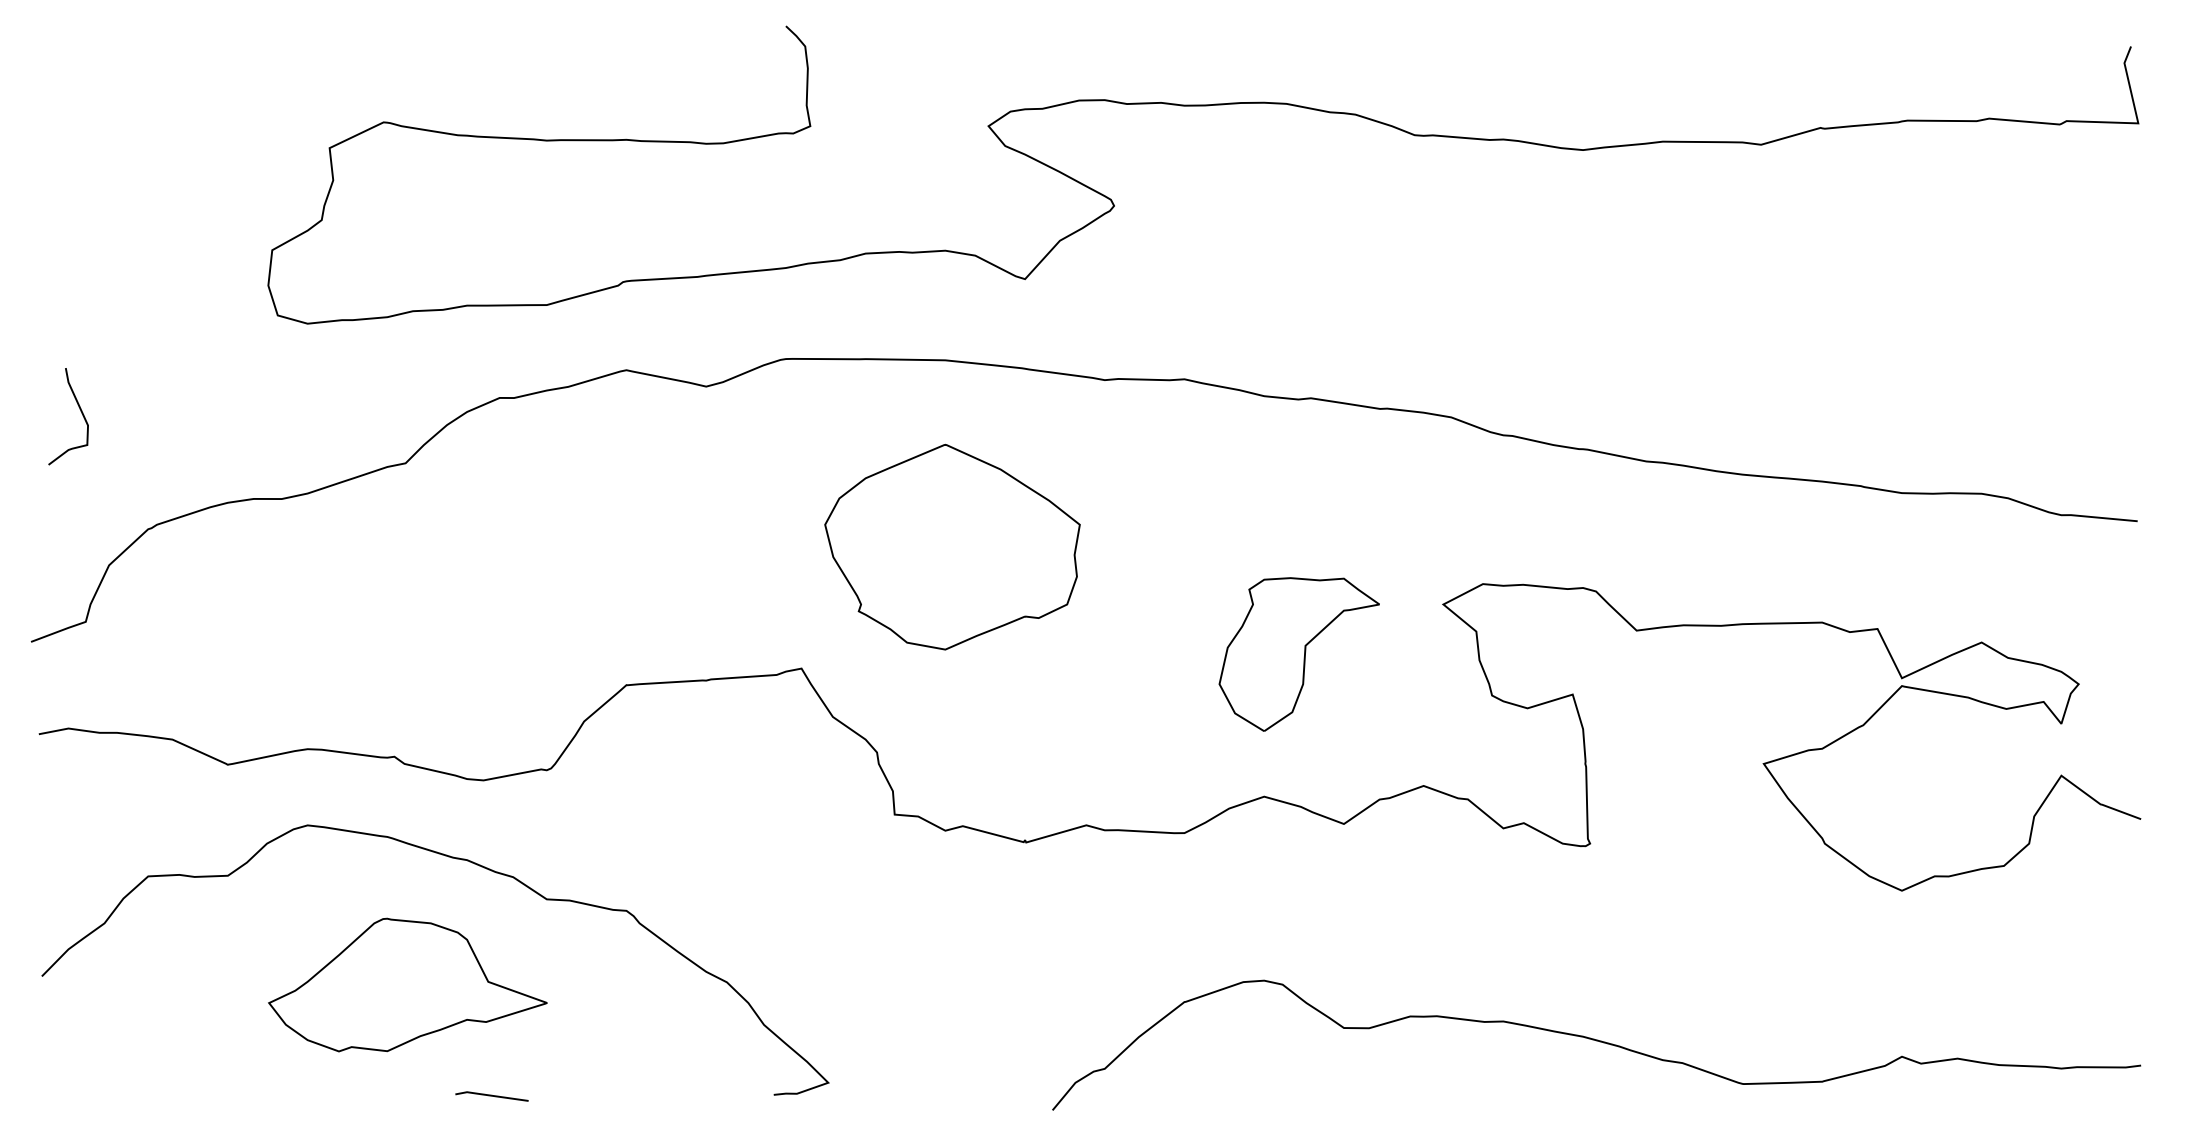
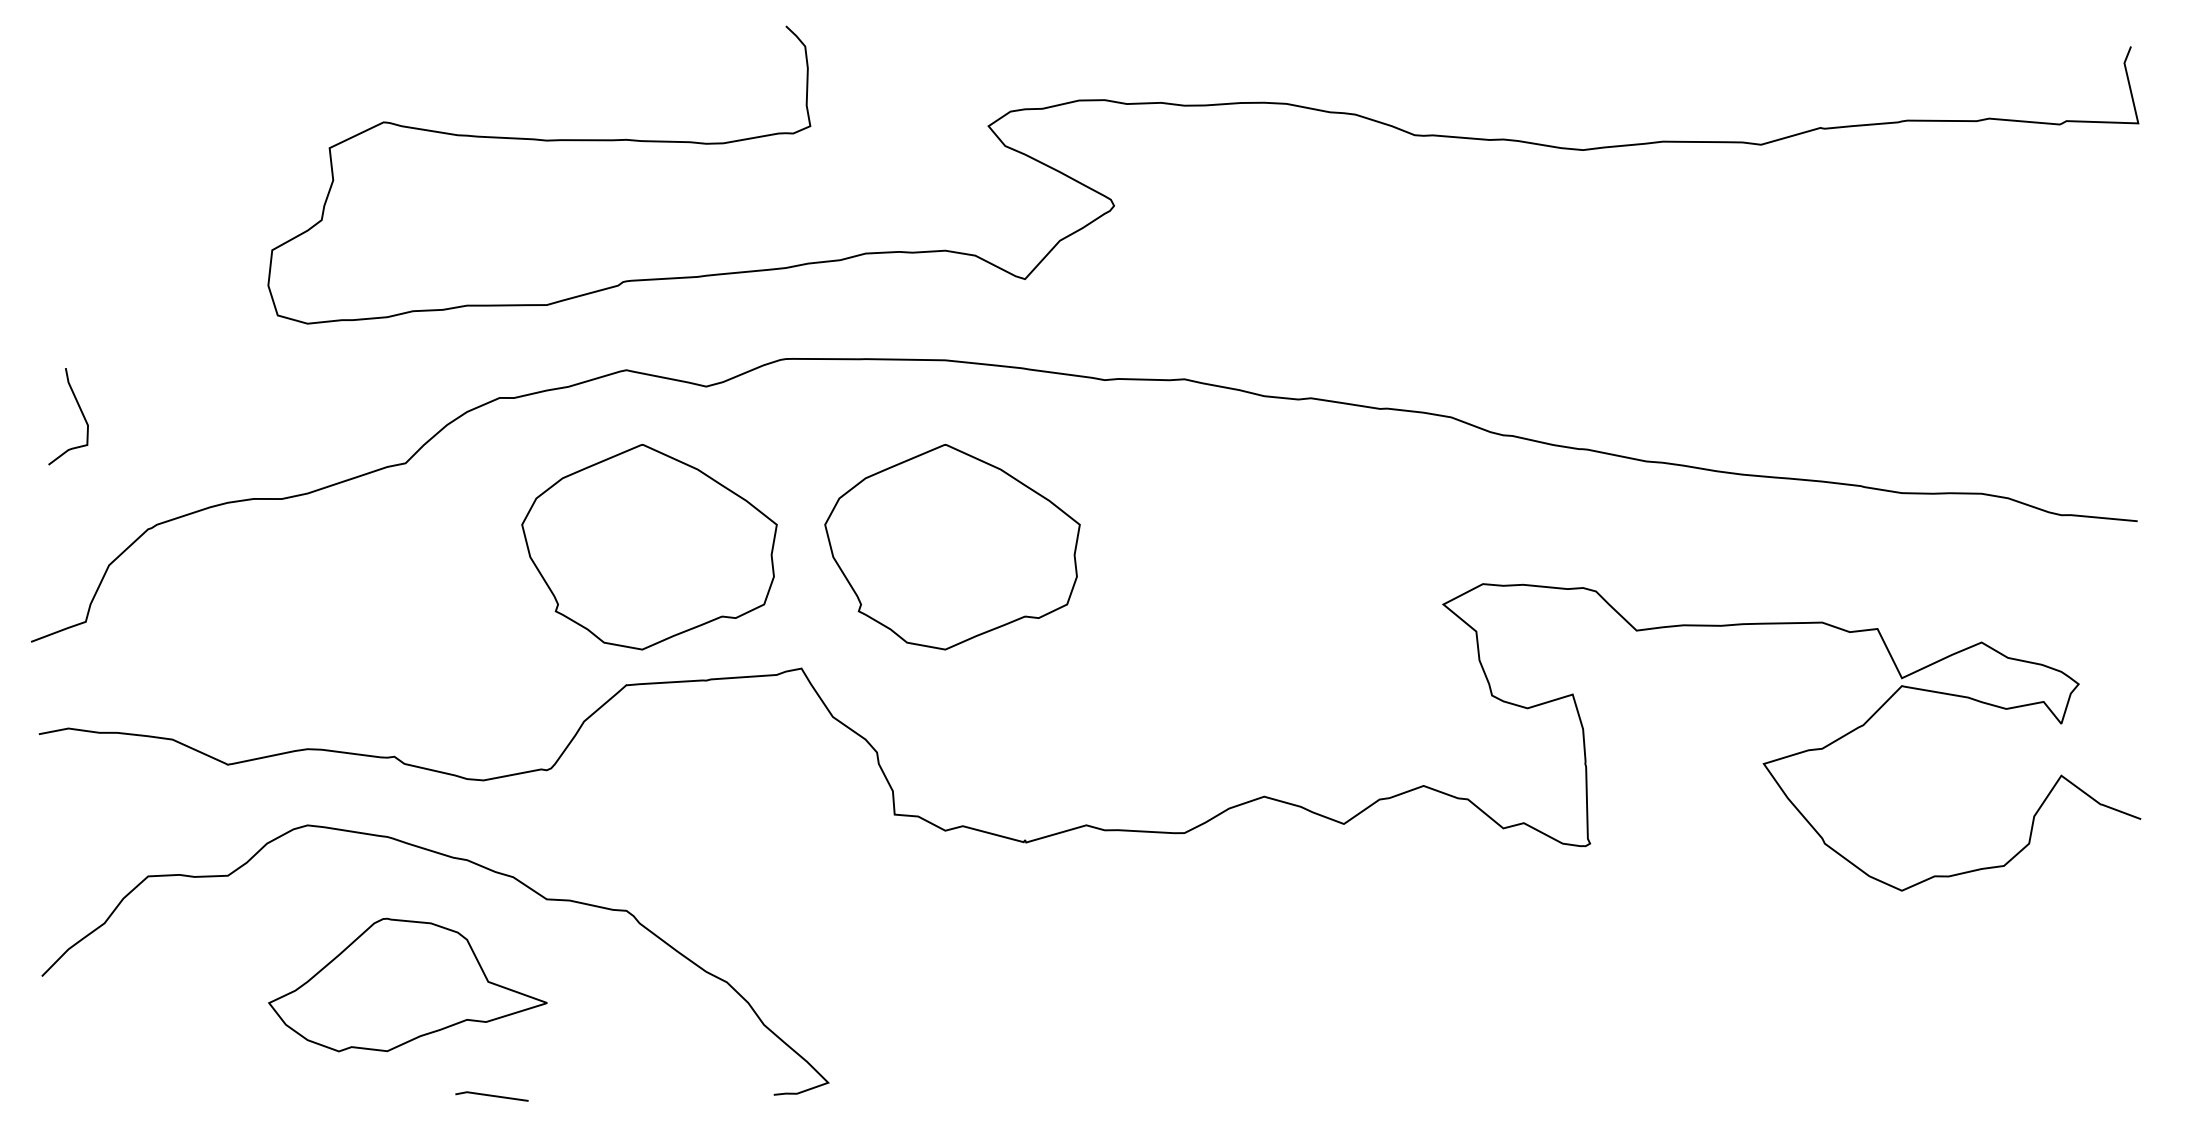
part: none -> present (649, 546)
part: present -> none (1298, 654)
curve: present -> none (1596, 1041)
